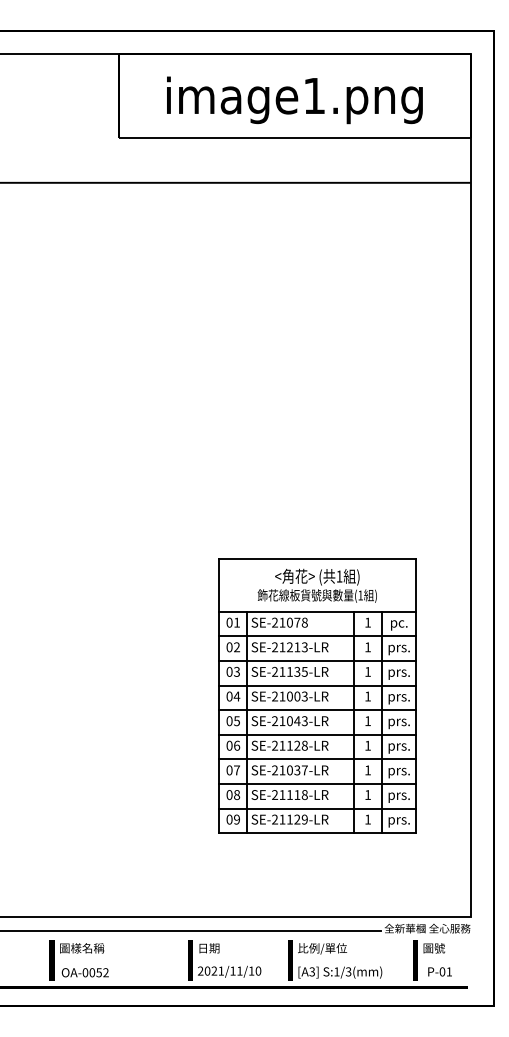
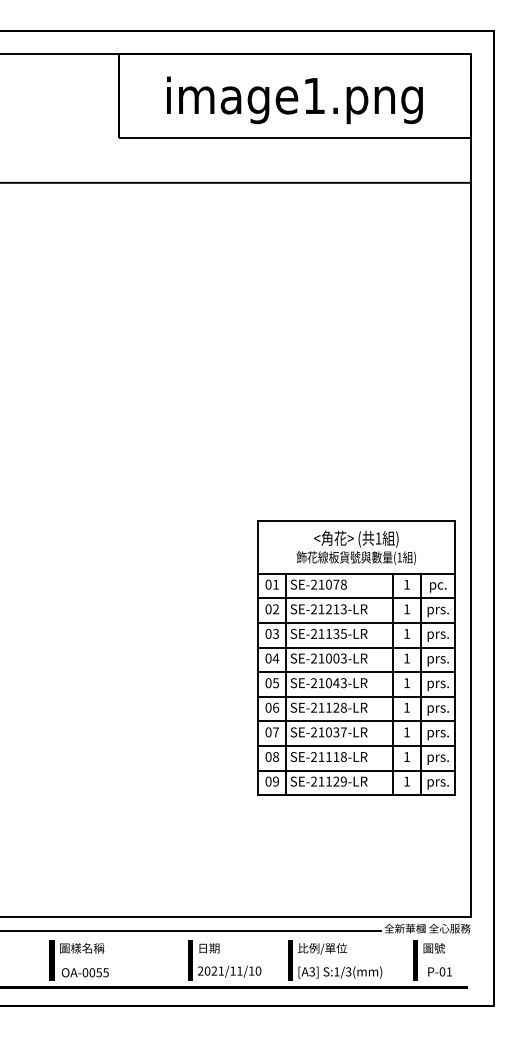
part position: (317, 695) -> (356, 657) (356, 657)
text: OA-0052 -> OA-0055 (105, 972)
